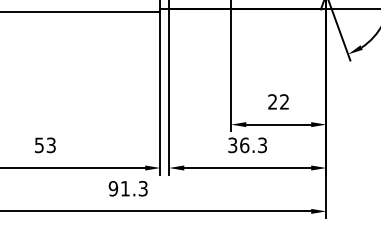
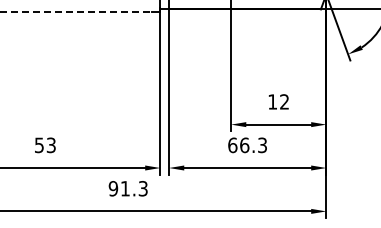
line: solid -> dashed (76, 11)
text: 22 -> 12 (272, 101)
text: 36.3 -> 66.3 (232, 145)
